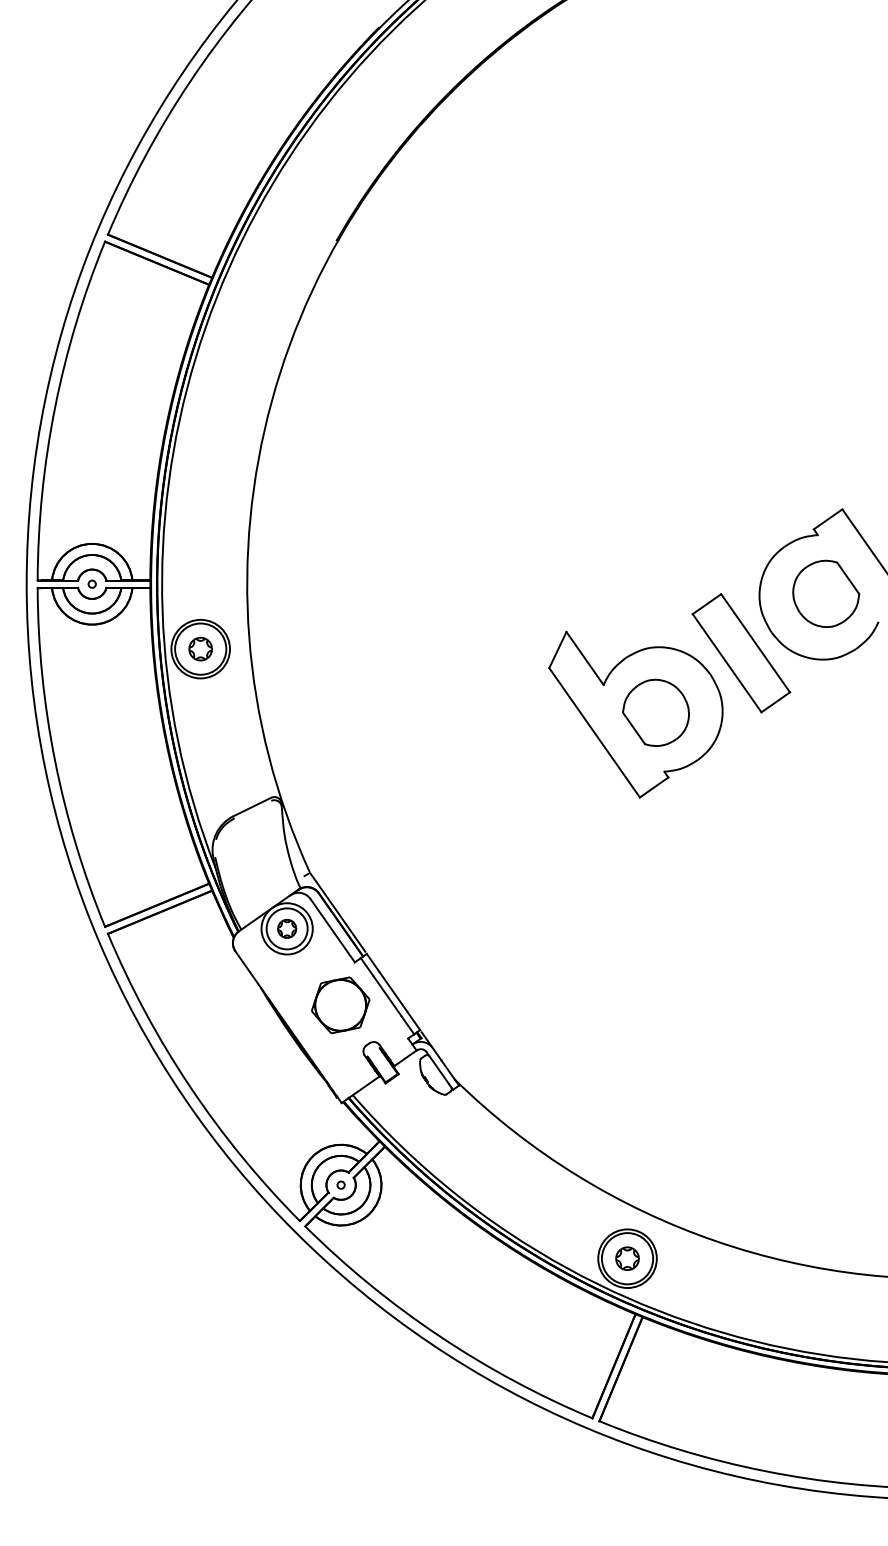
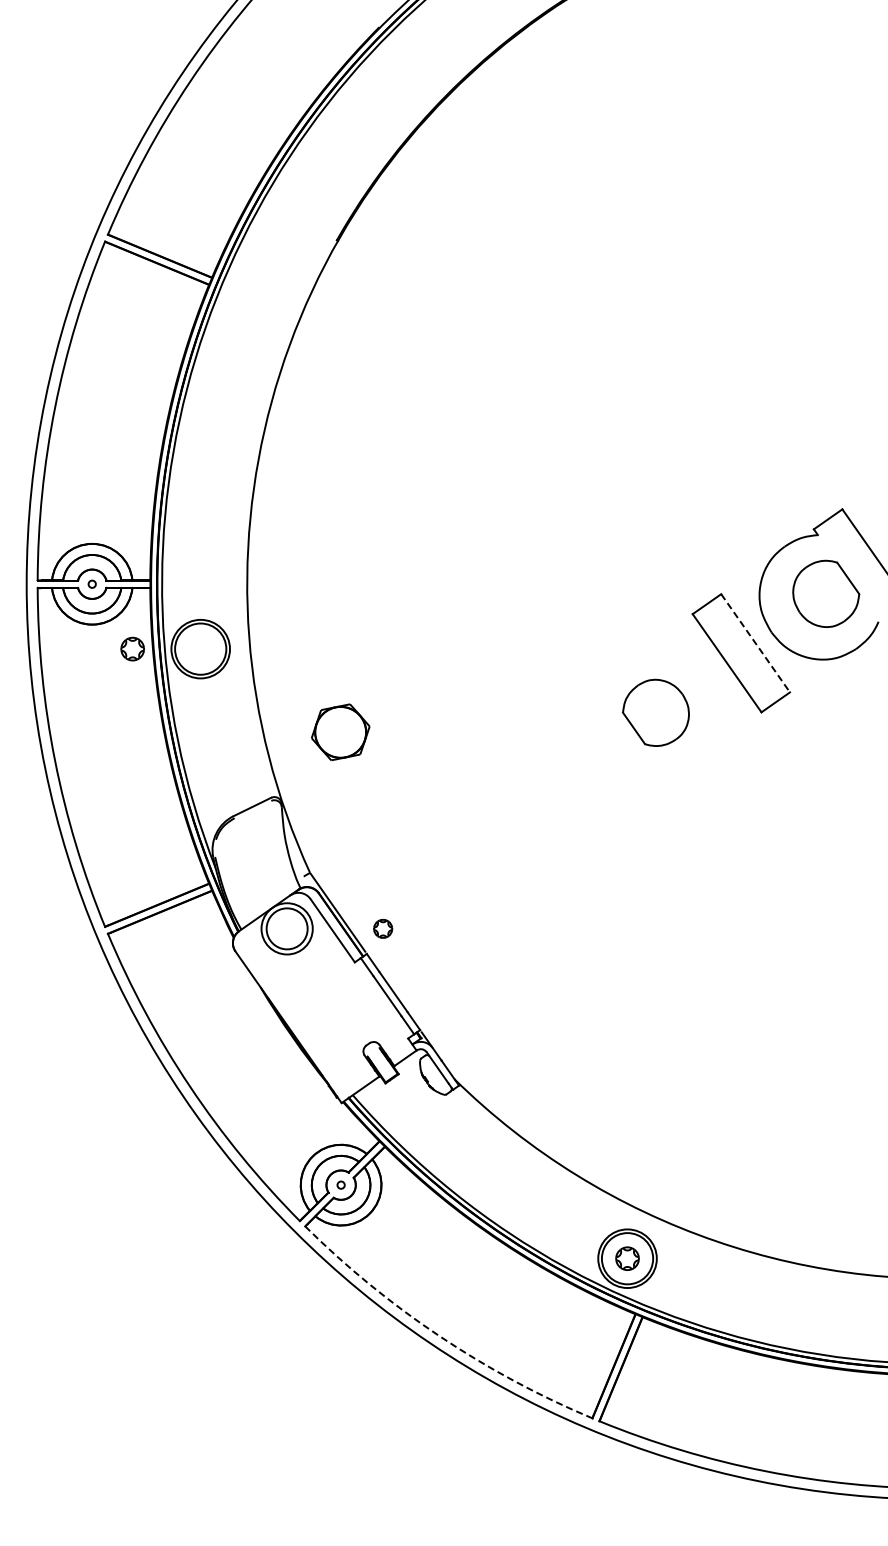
line: solid -> dashed (755, 643)
part position: (200, 648) -> (132, 648) (132, 648)
part: present -> none (635, 714)
part position: (287, 928) -> (383, 928) (383, 928)
part position: (340, 1005) -> (340, 732) (340, 732)
arc: solid -> dashed (439, 1336)
